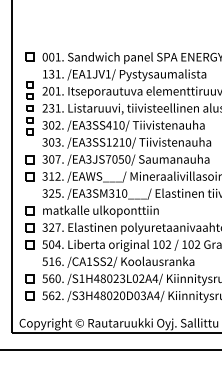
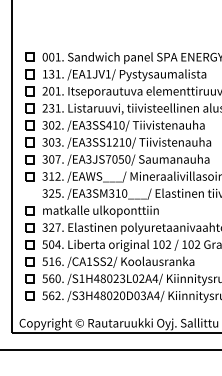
part size: 8x55 px -> 10x79 px (29, 108)
part: none -> present (29, 261)
